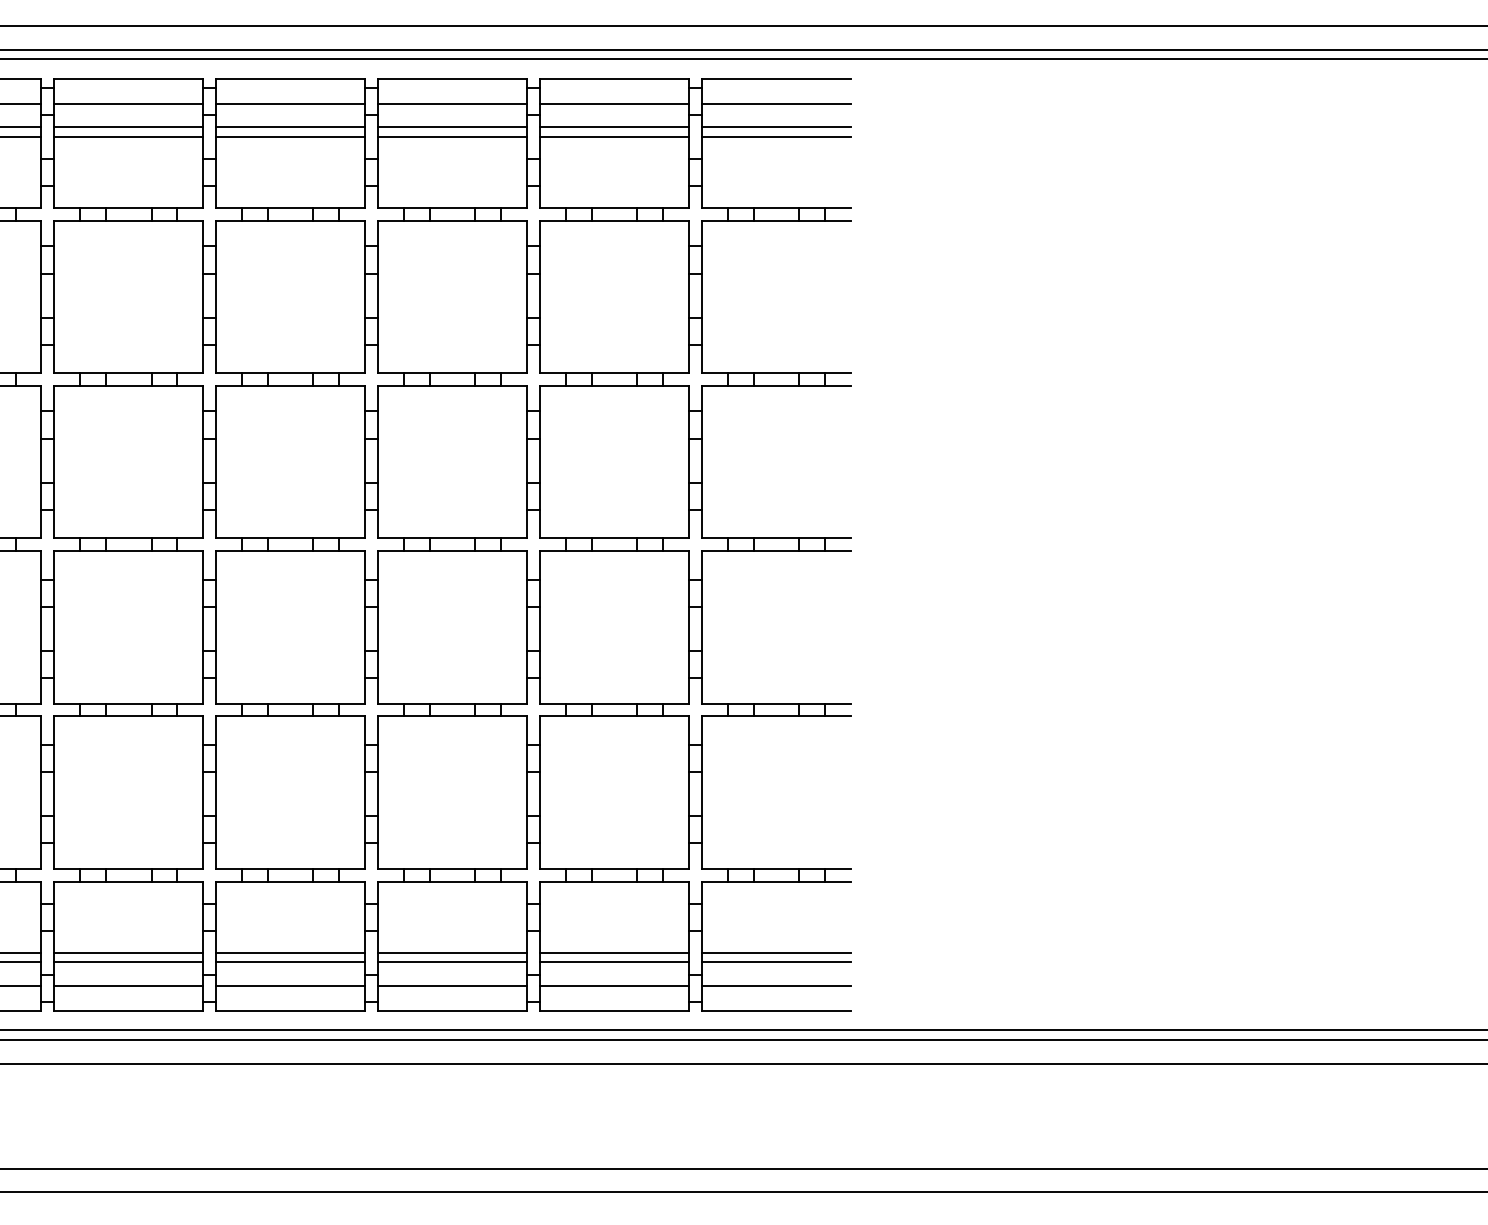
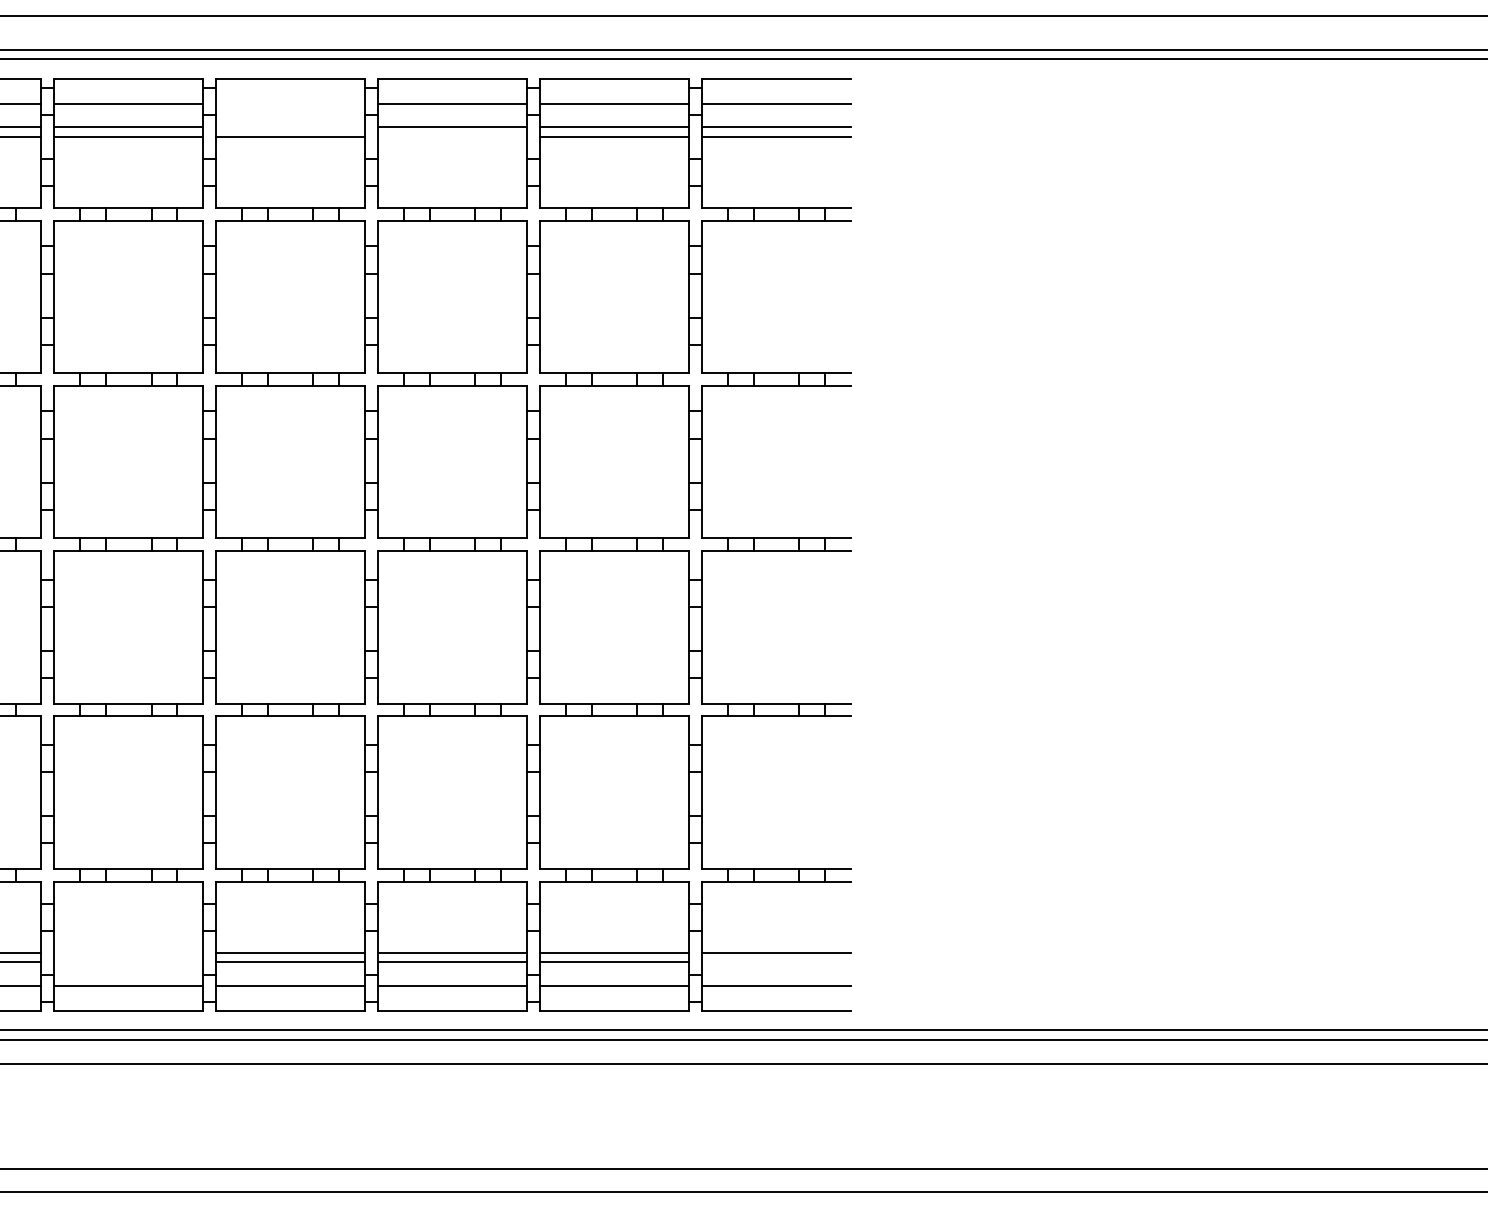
line position: (743, 26) -> (743, 16) (743, 16)
line: present -> none (290, 103)
line: present -> none (290, 127)
line: present -> none (452, 136)
line: present -> none (128, 952)
line: present -> none (128, 962)
line: present -> none (775, 962)
